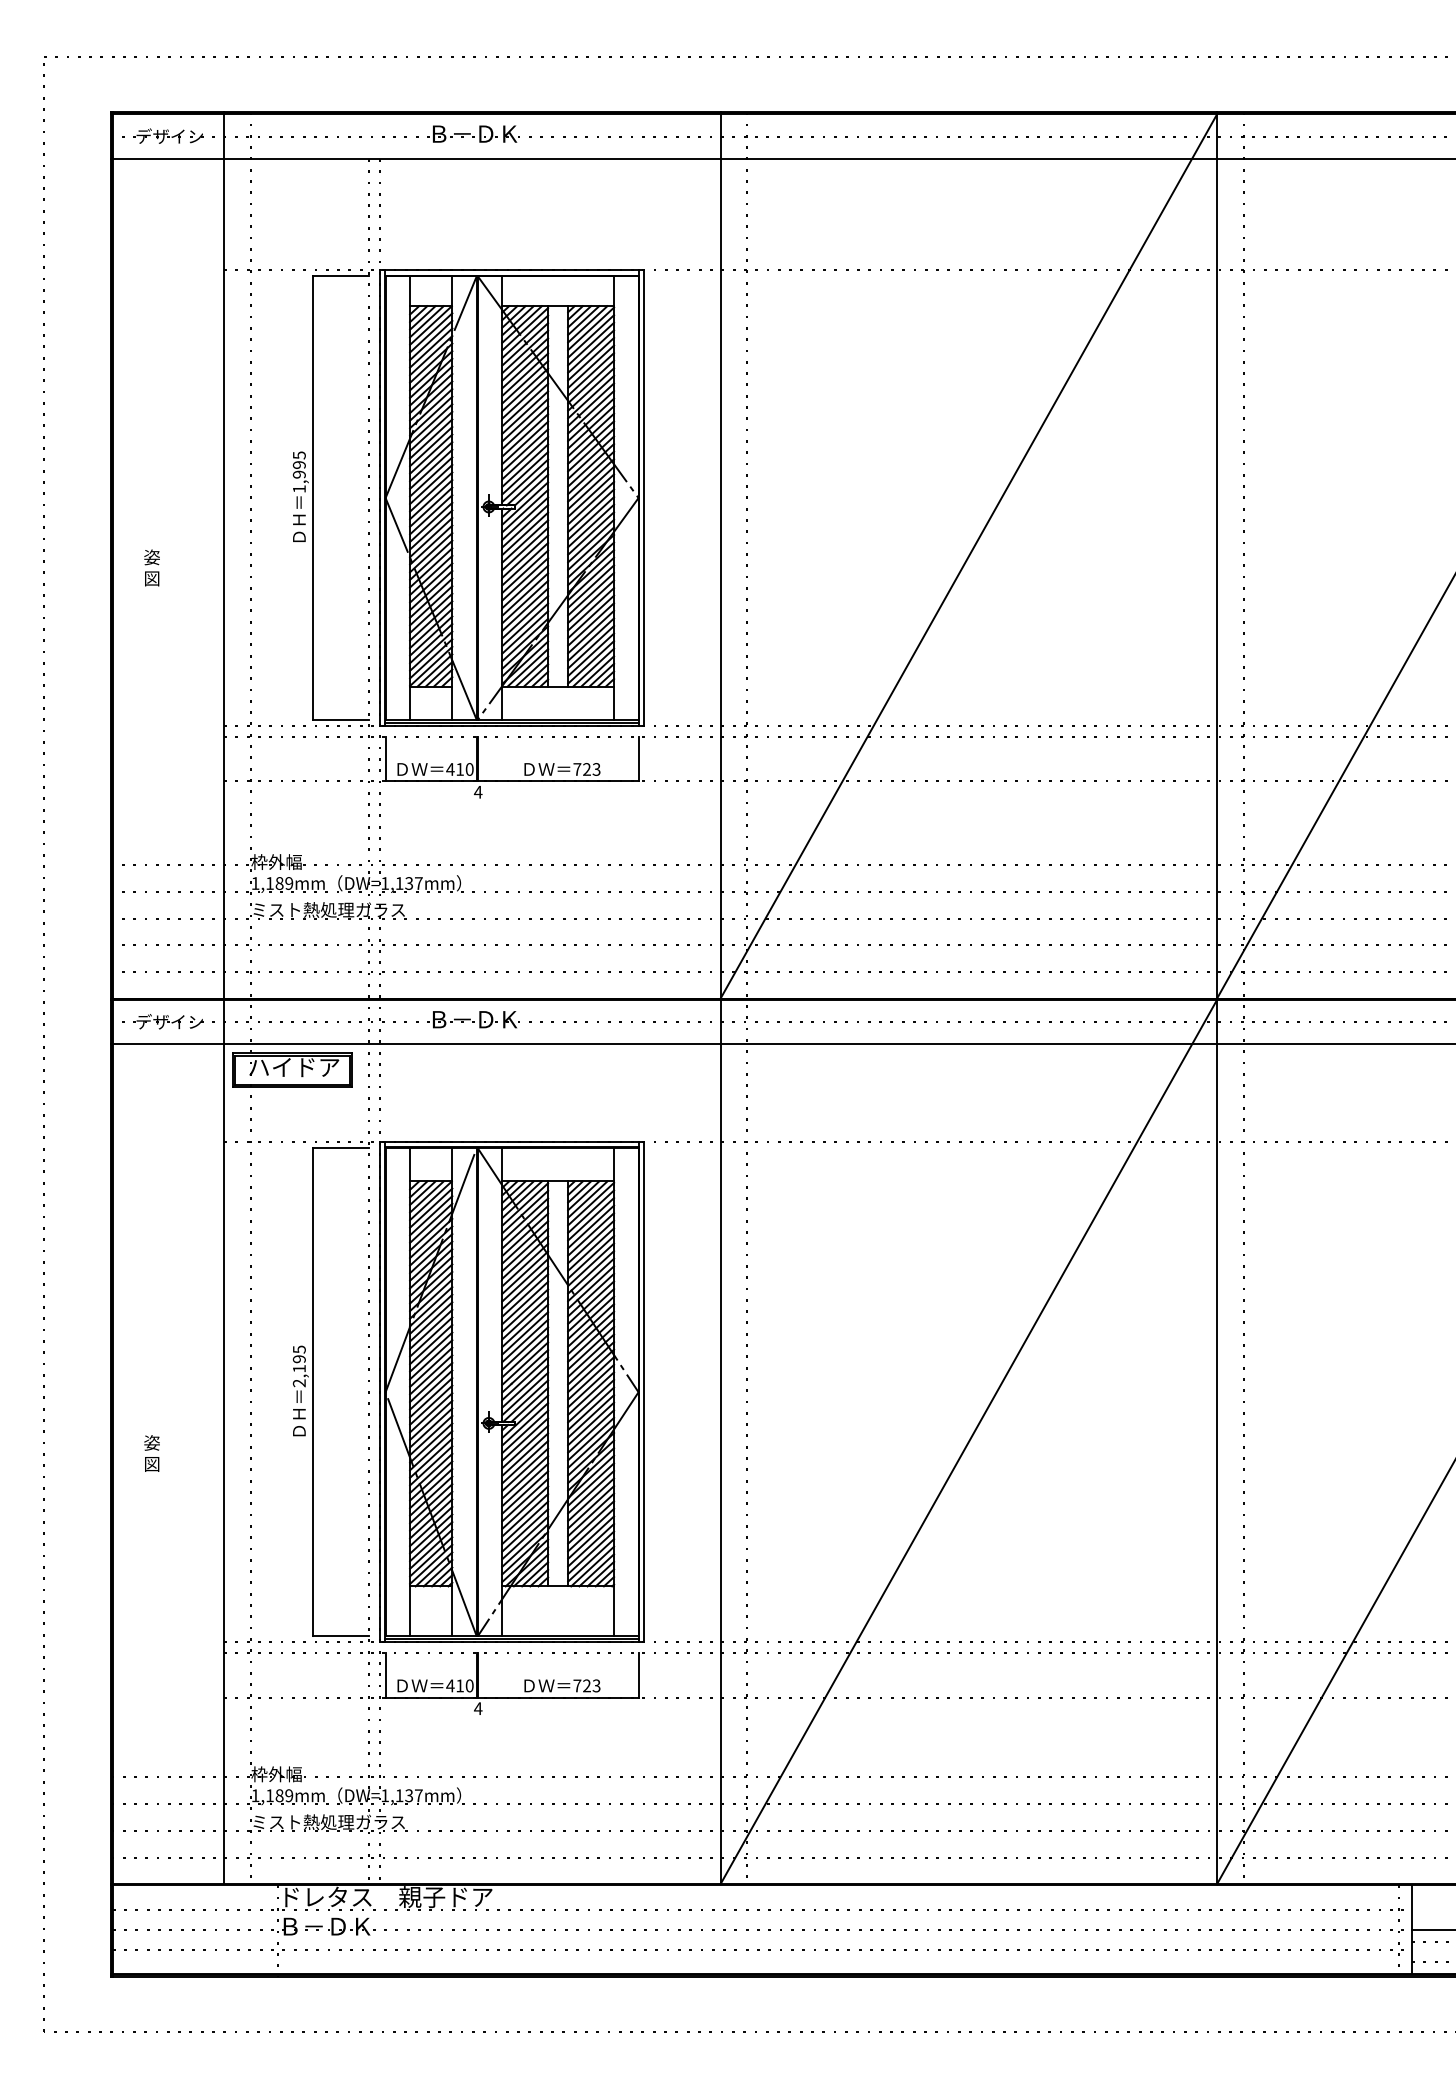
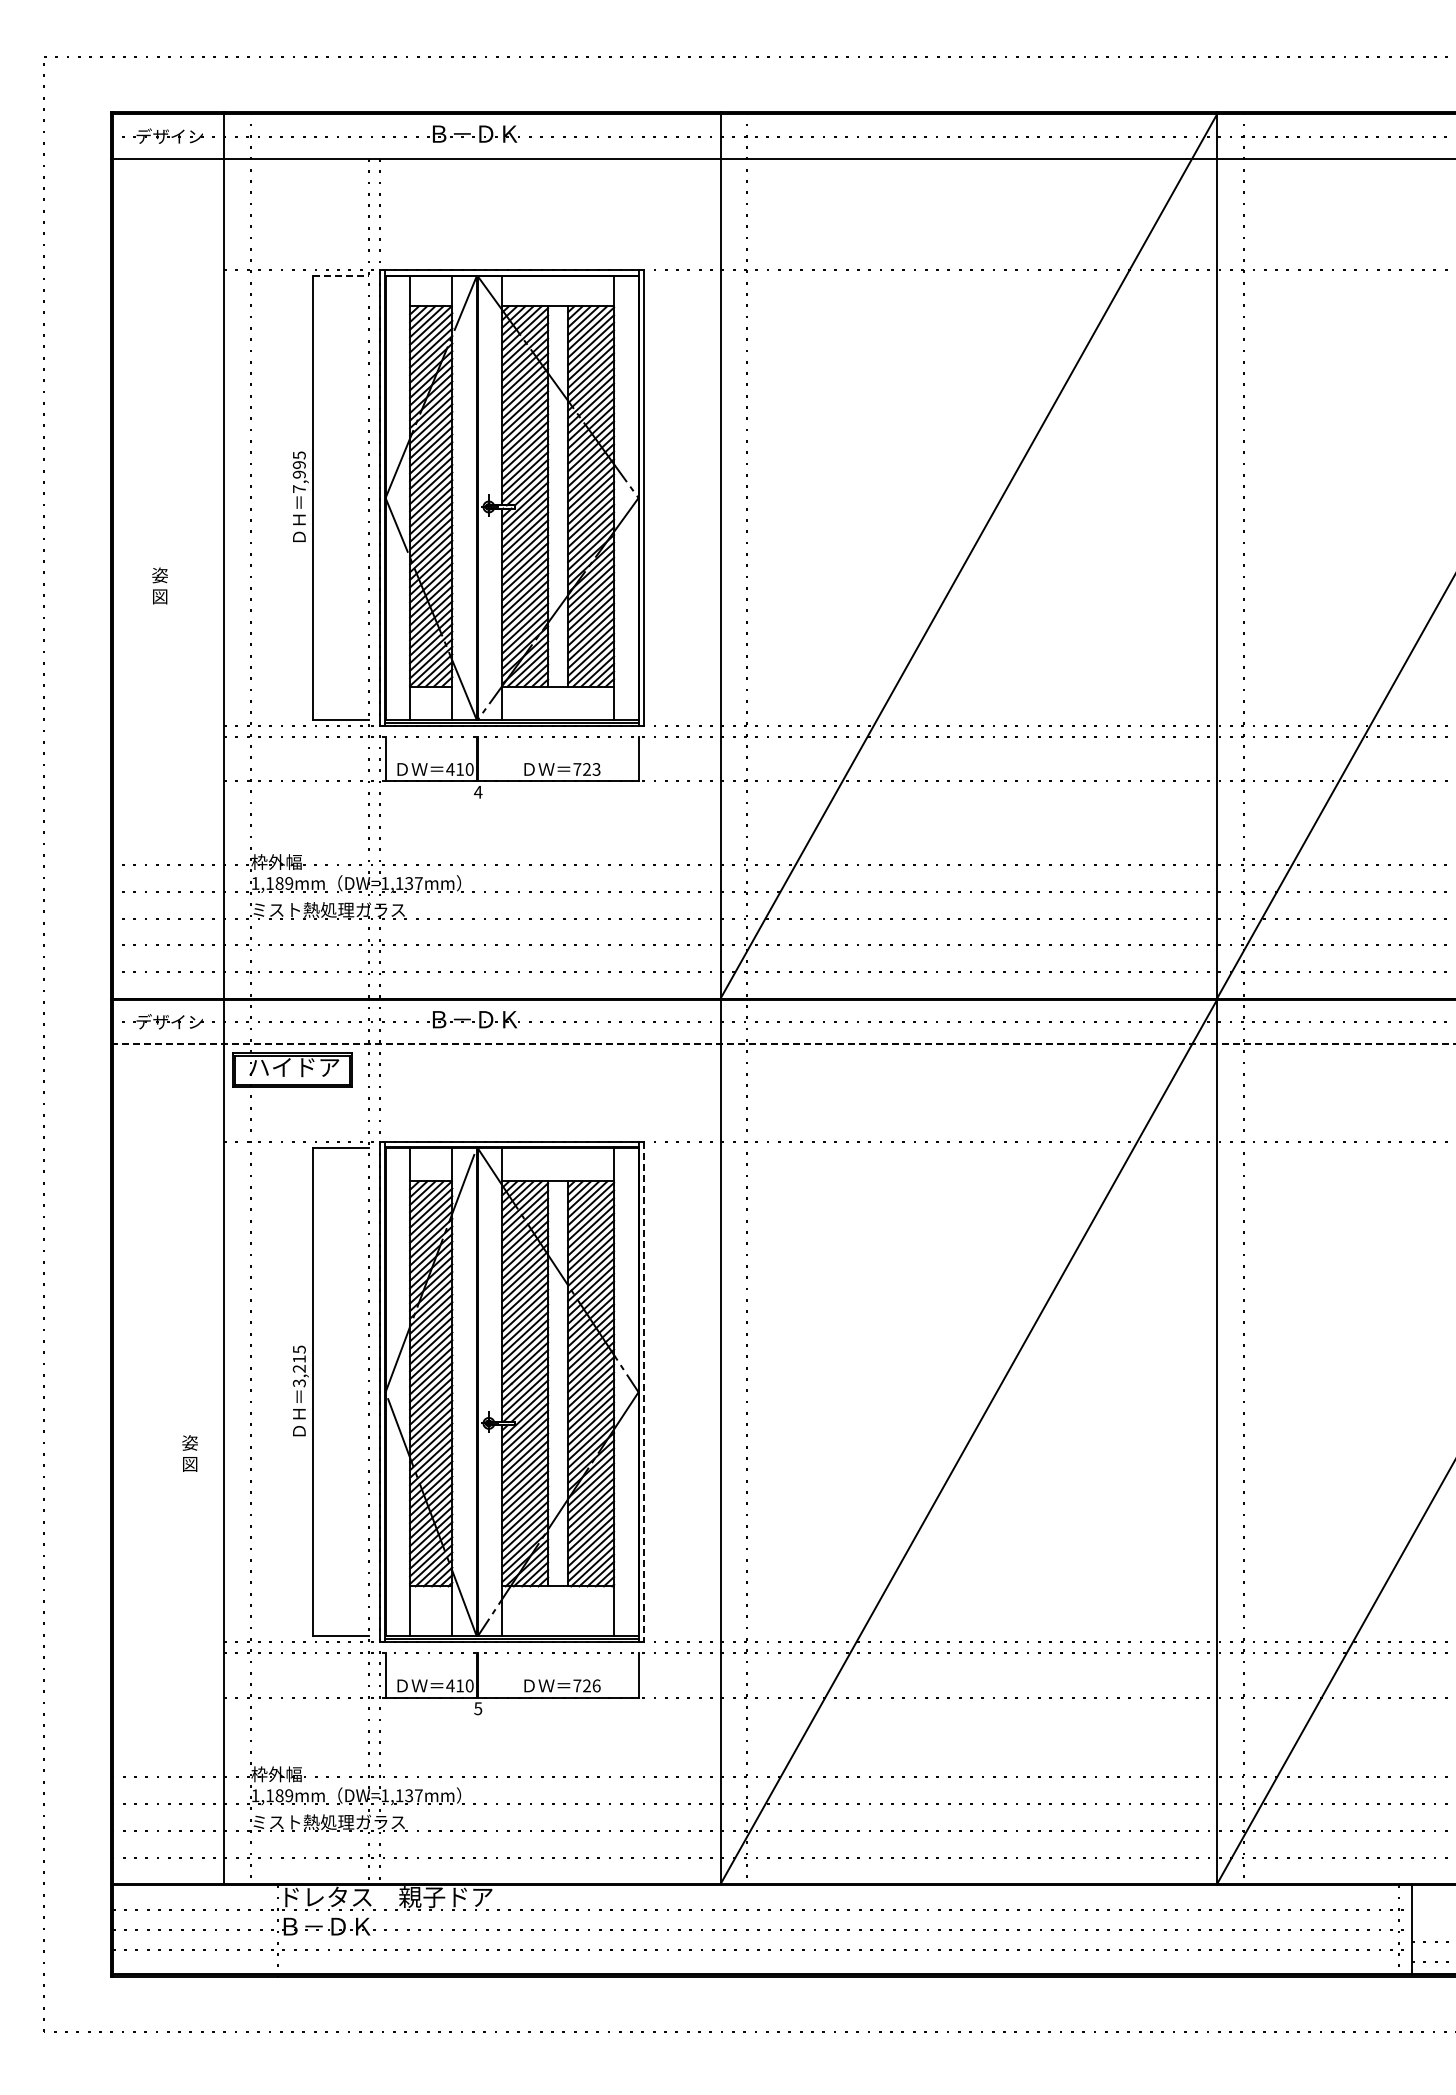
line: solid -> dashed (340, 276)
text: 1,995 -> 7,995 (299, 488)
text position: (151, 567) -> (159, 585) (159, 585)
line: solid -> dashed (783, 1044)
text: 2,195 -> 3,215 (298, 1371)
line: solid -> dashed (644, 1392)
text position: (151, 1453) -> (189, 1453) (189, 1453)
text: 723 -> 726 (596, 1685)
text: 4 -> 5 (478, 1708)
line: present -> none (1432, 1929)
